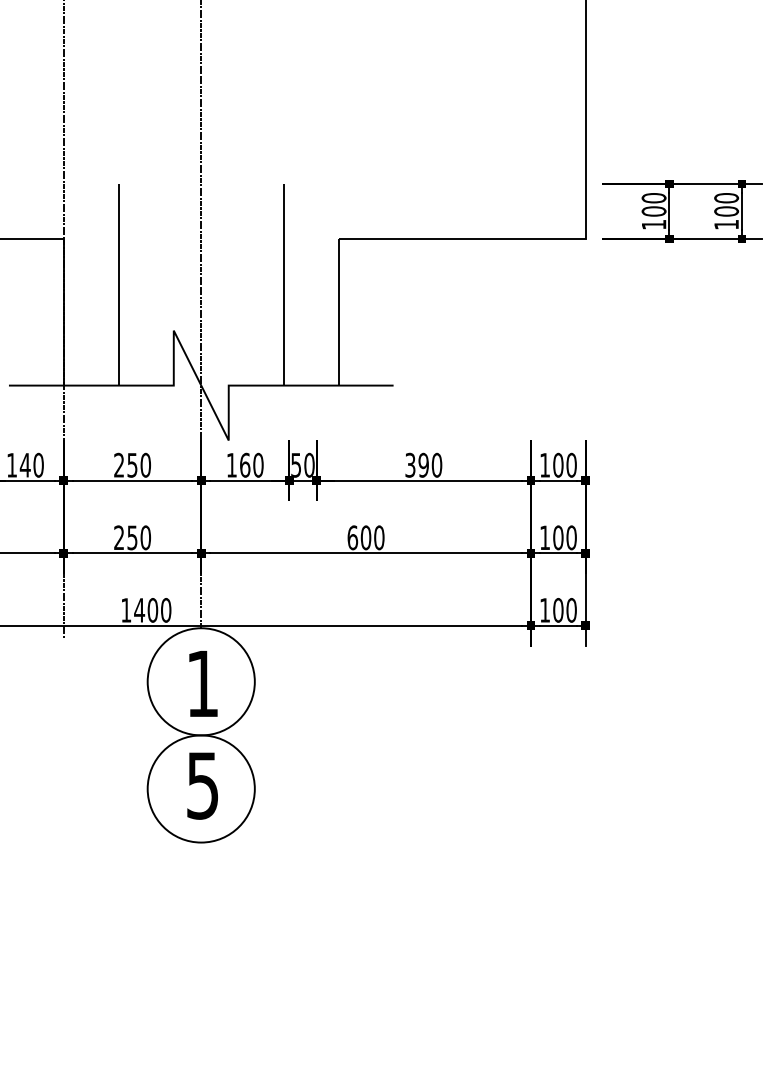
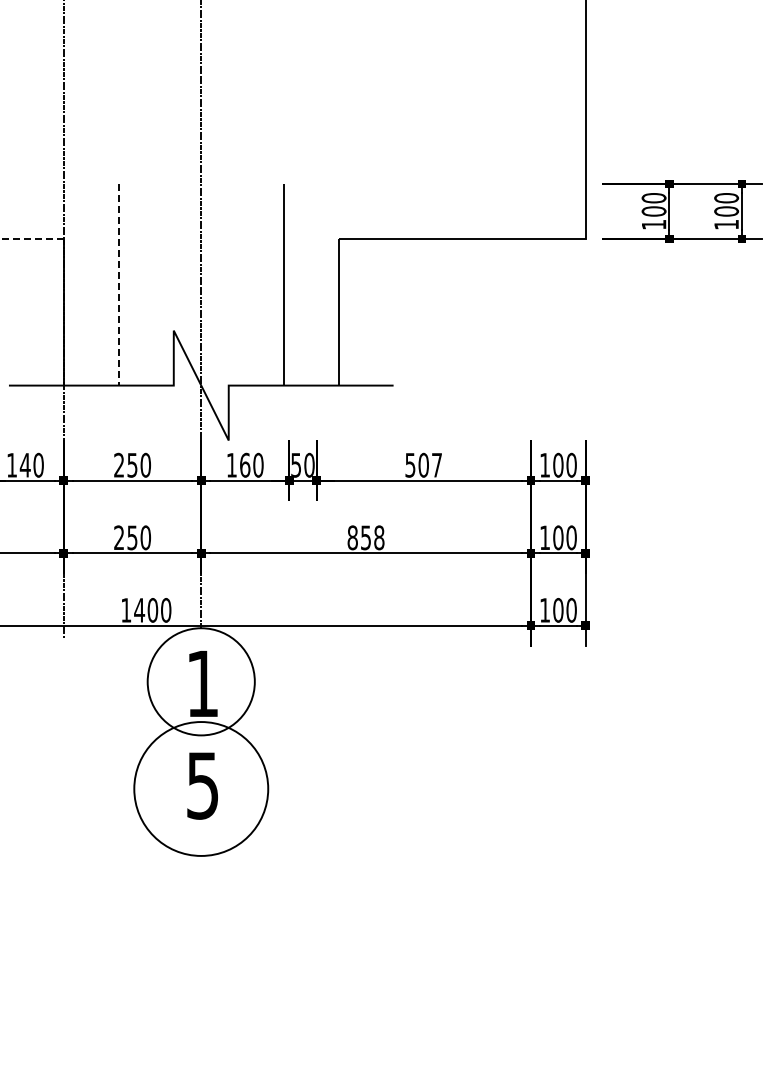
line: solid -> dashed (31, 238)
line: solid -> dashed (118, 284)
text: 390 -> 507 (424, 464)
text: 600 -> 858 (365, 537)
circle diameter: 107 px -> 134 px (201, 788)
